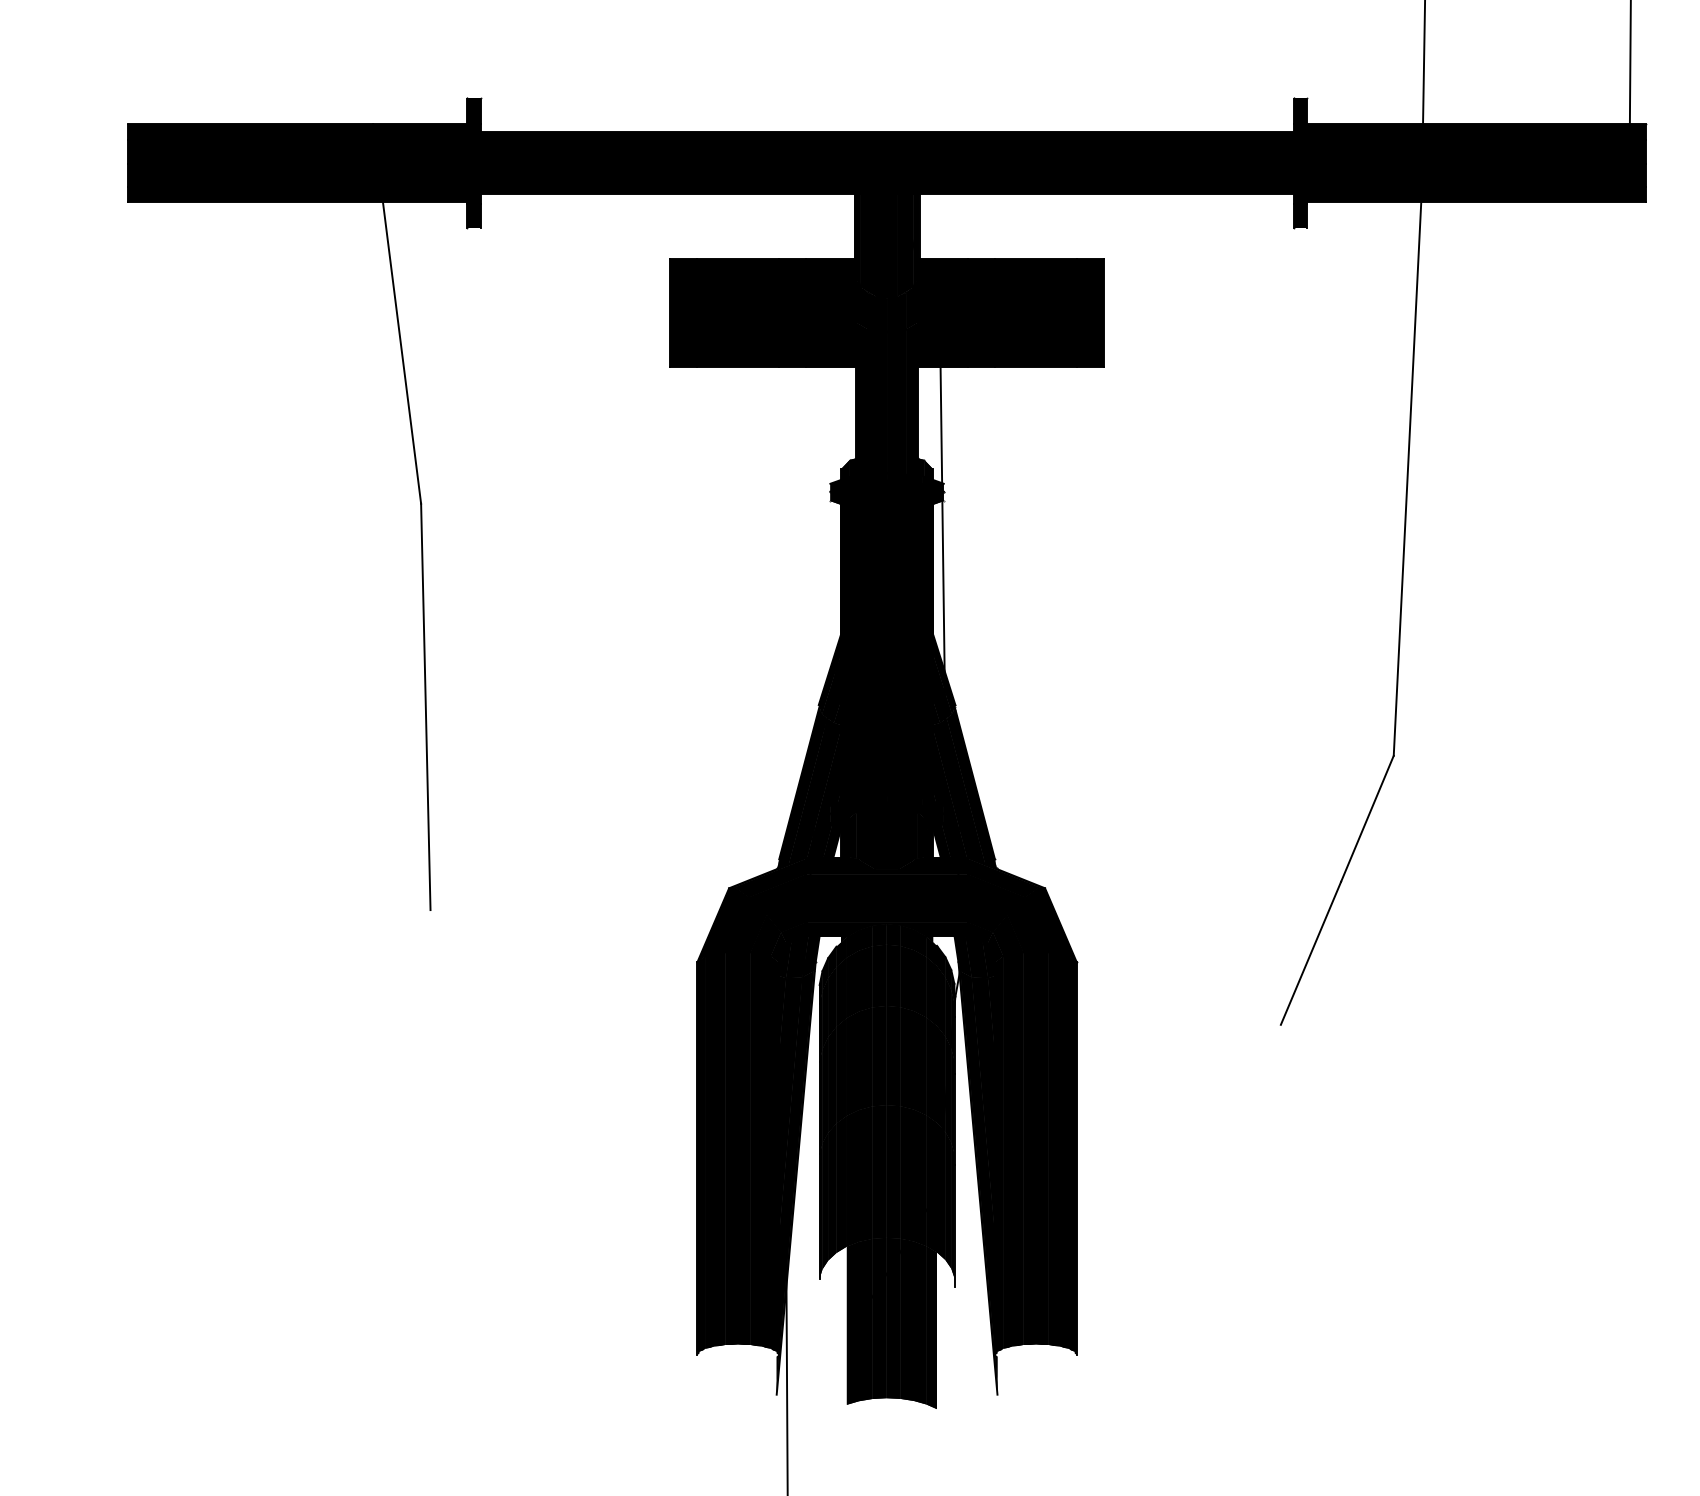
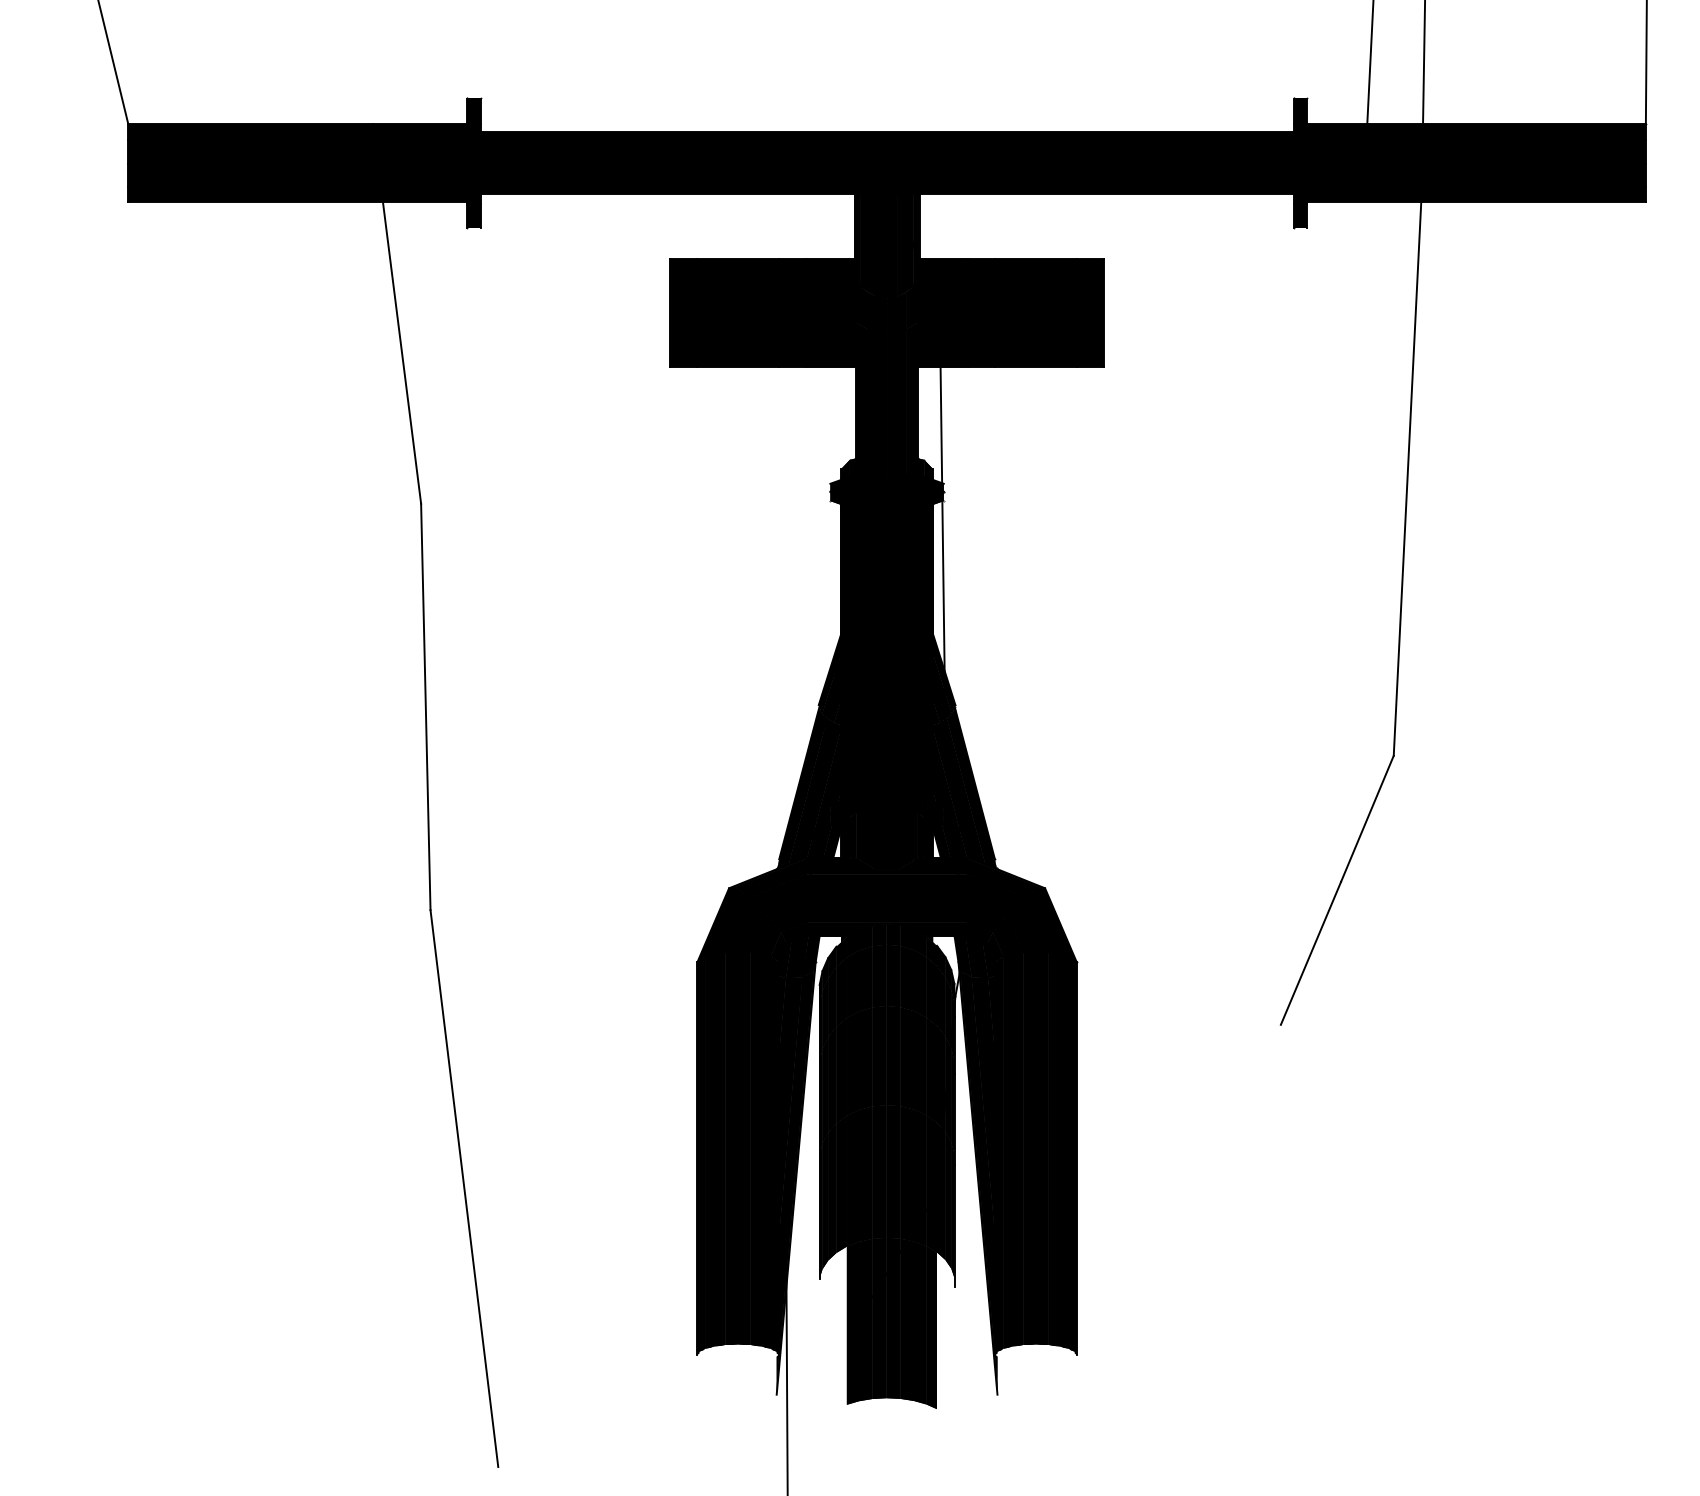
line: none -> present (113, 63)
line: none -> present (1370, 63)
line position: (1629, 63) -> (1645, 63) (1645, 63)
line: none -> present (464, 1188)
